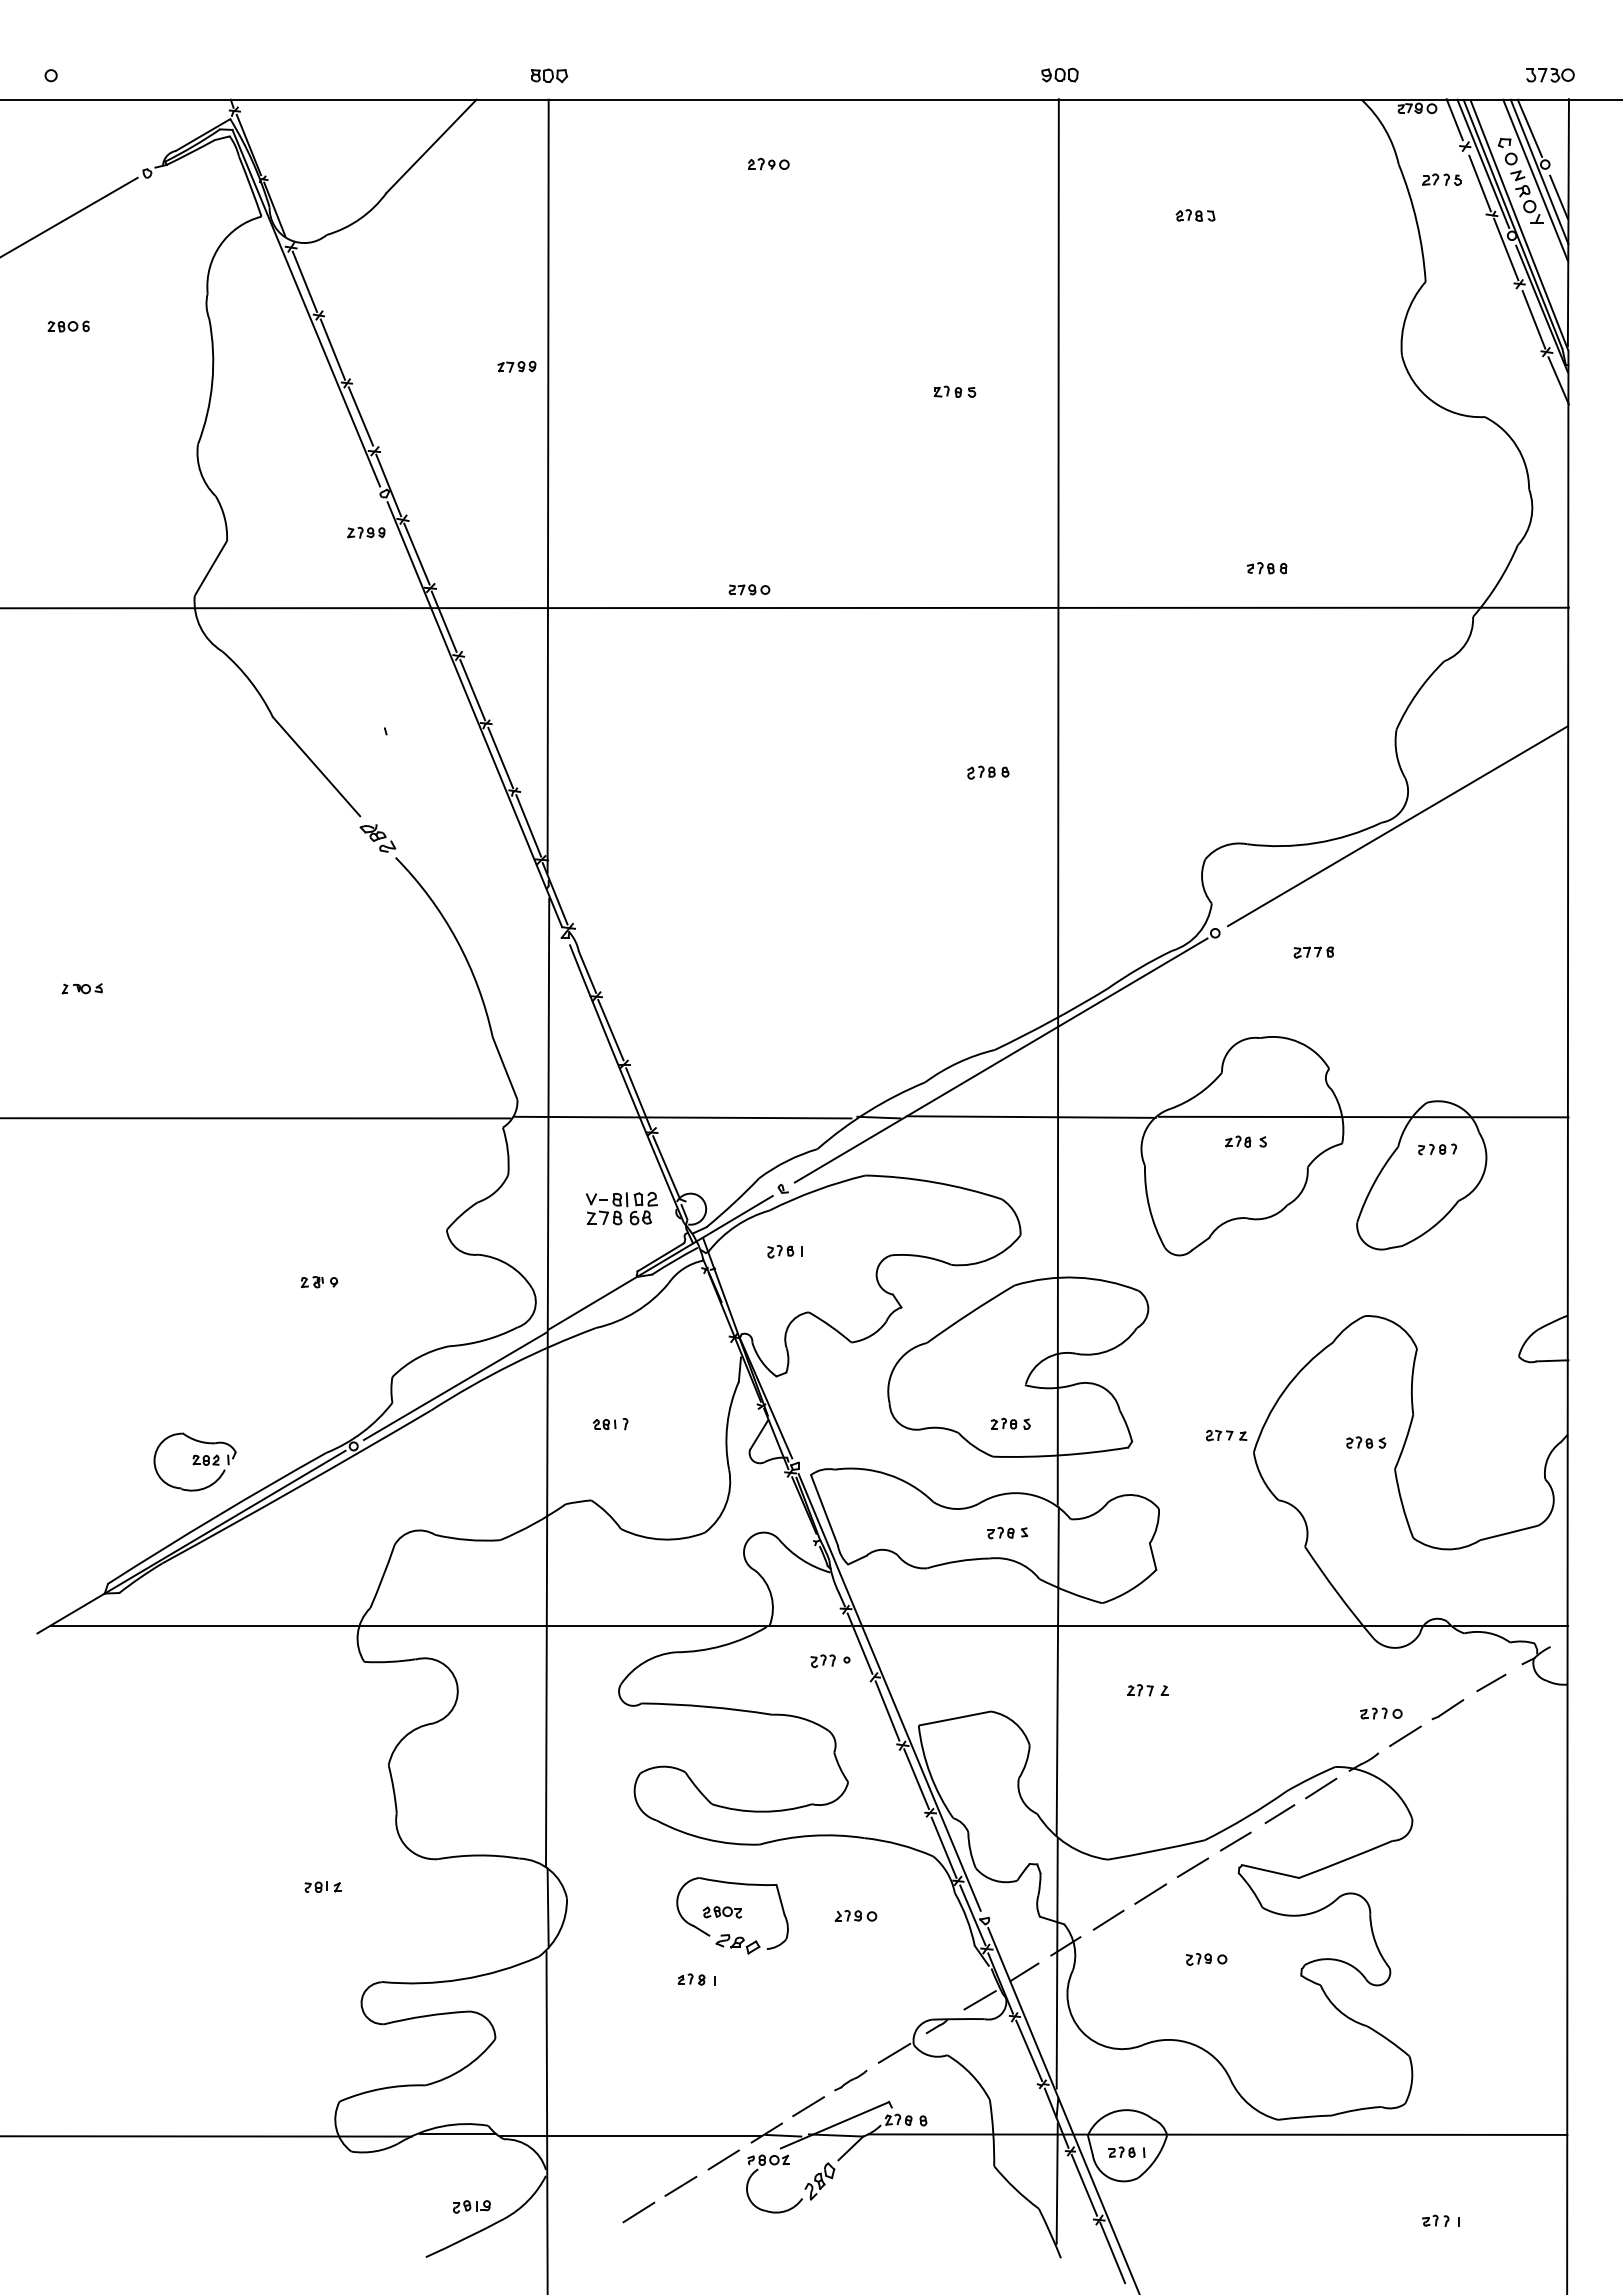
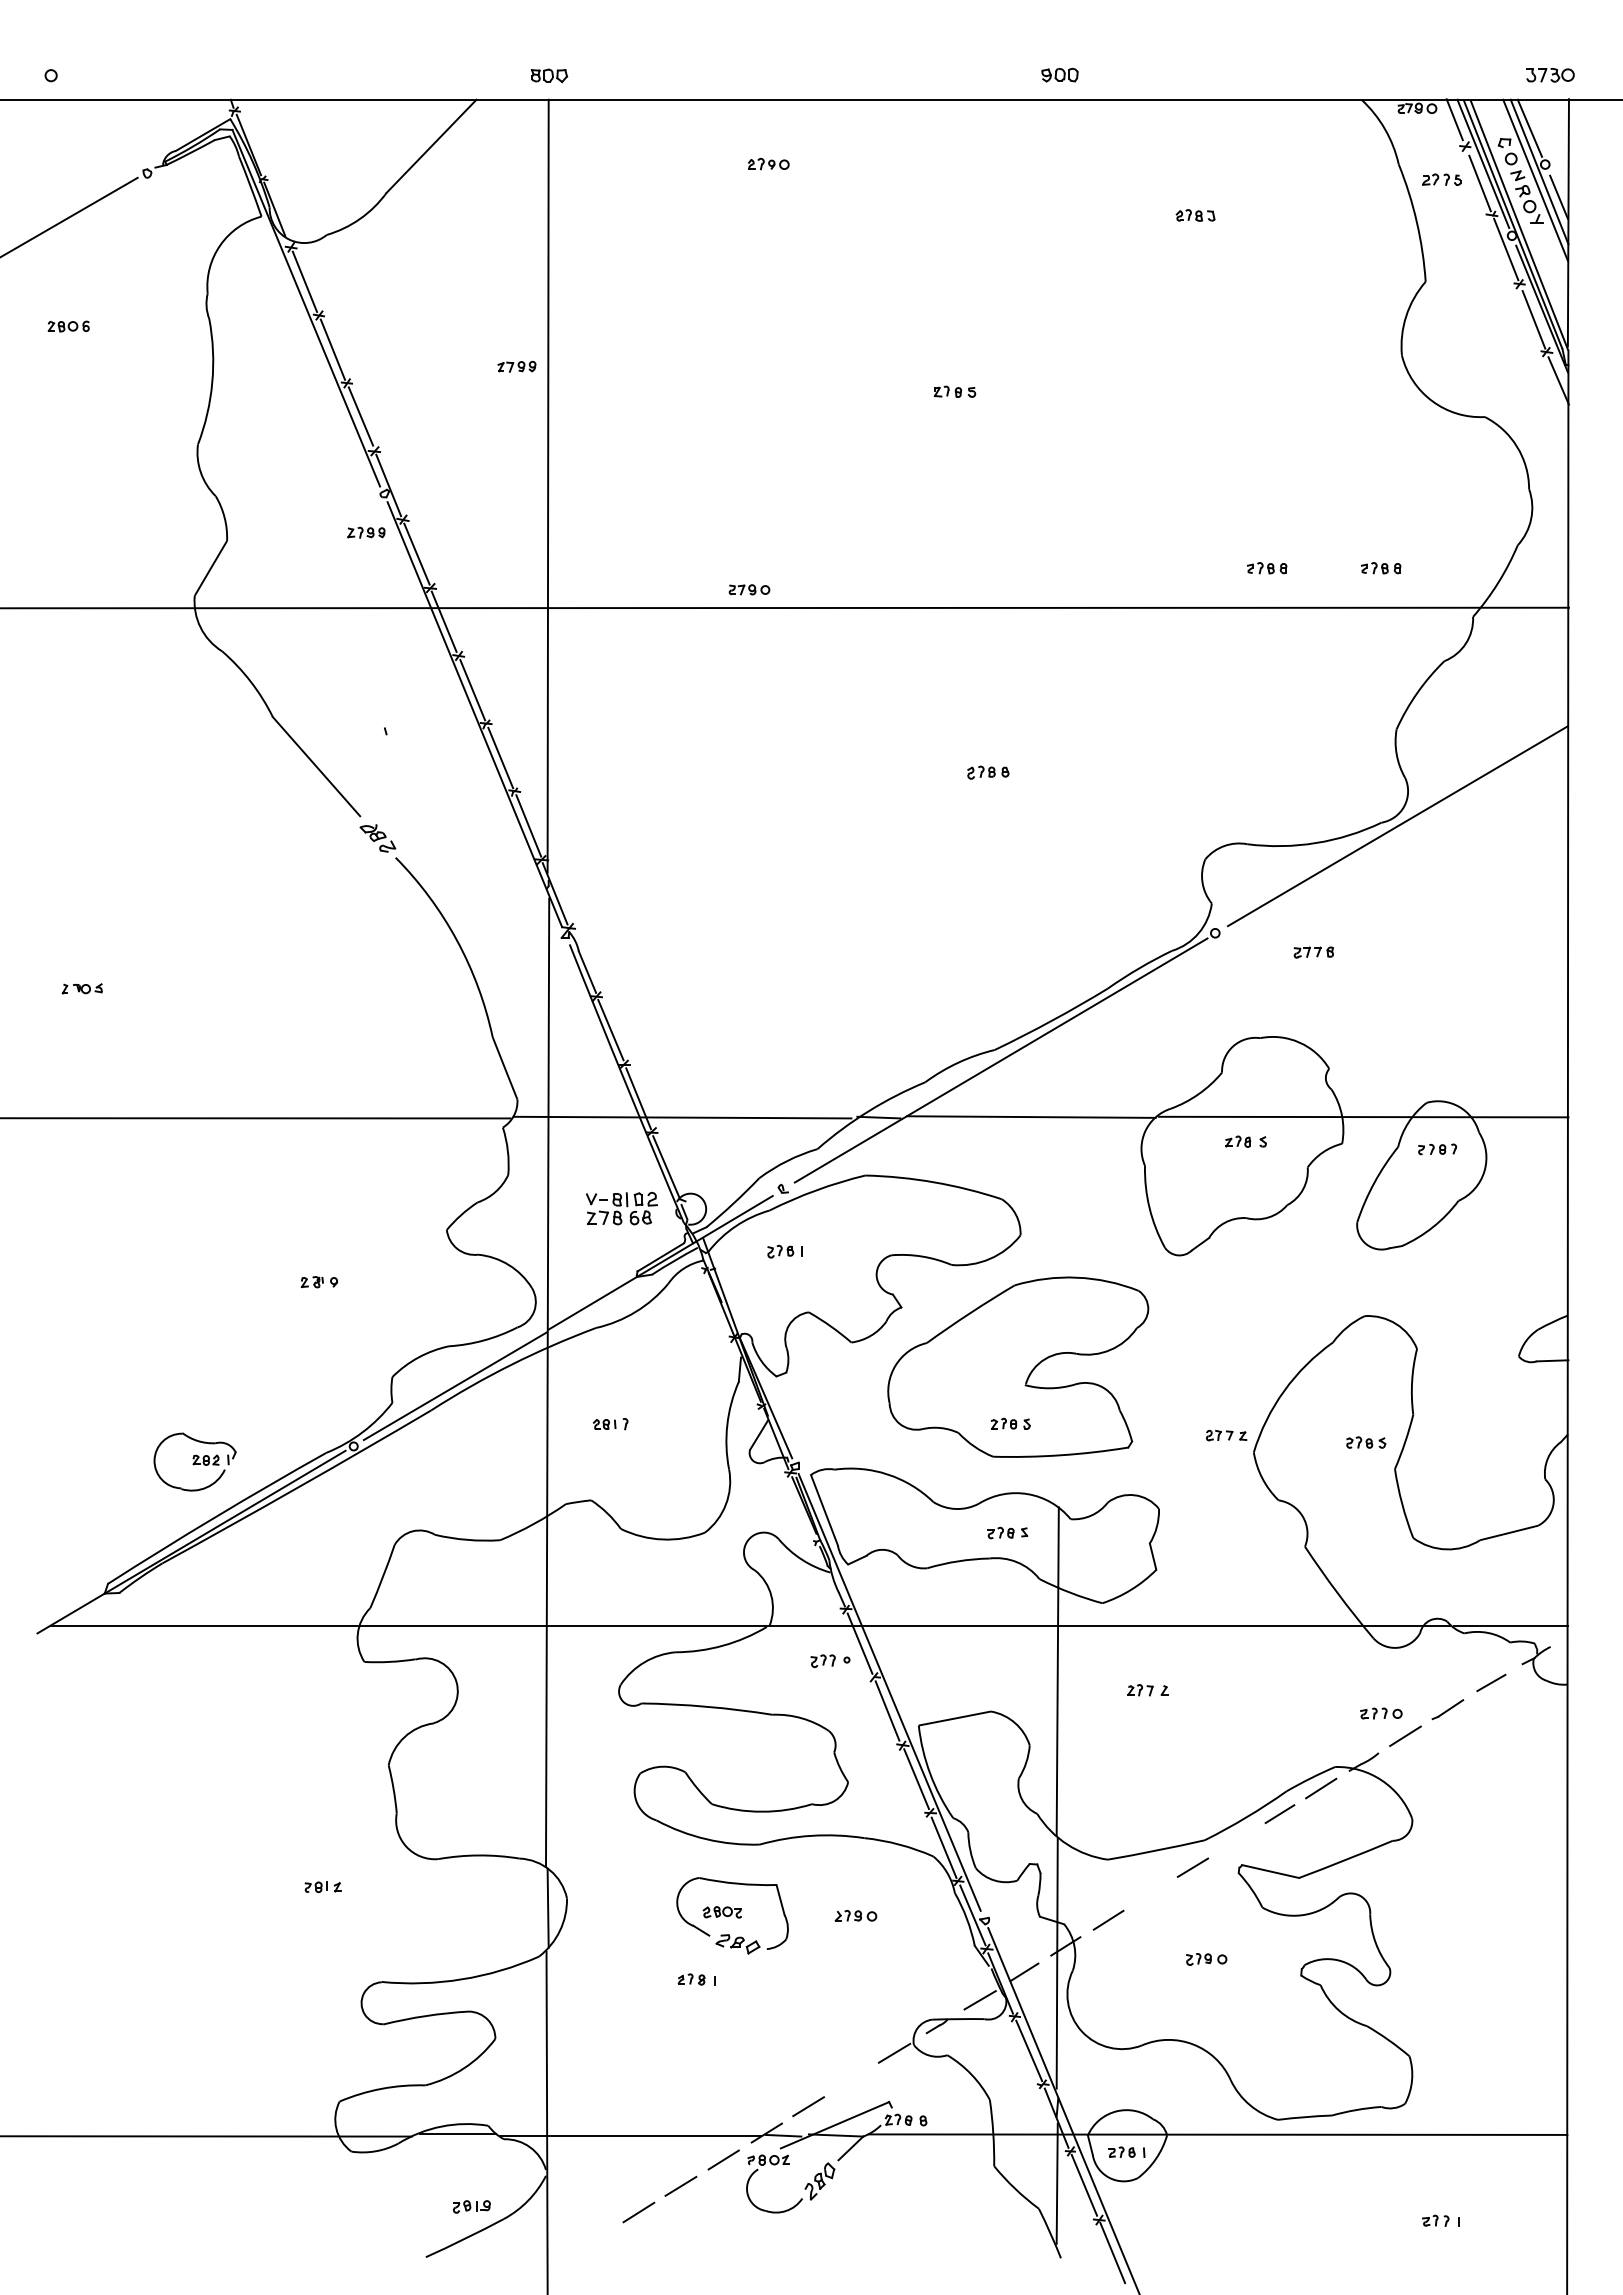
part: none -> present (1381, 568)
line: present -> none (1057, 801)
line: present -> none (1235, 1841)
line: present -> none (1150, 1893)
line: present -> none (850, 2080)
